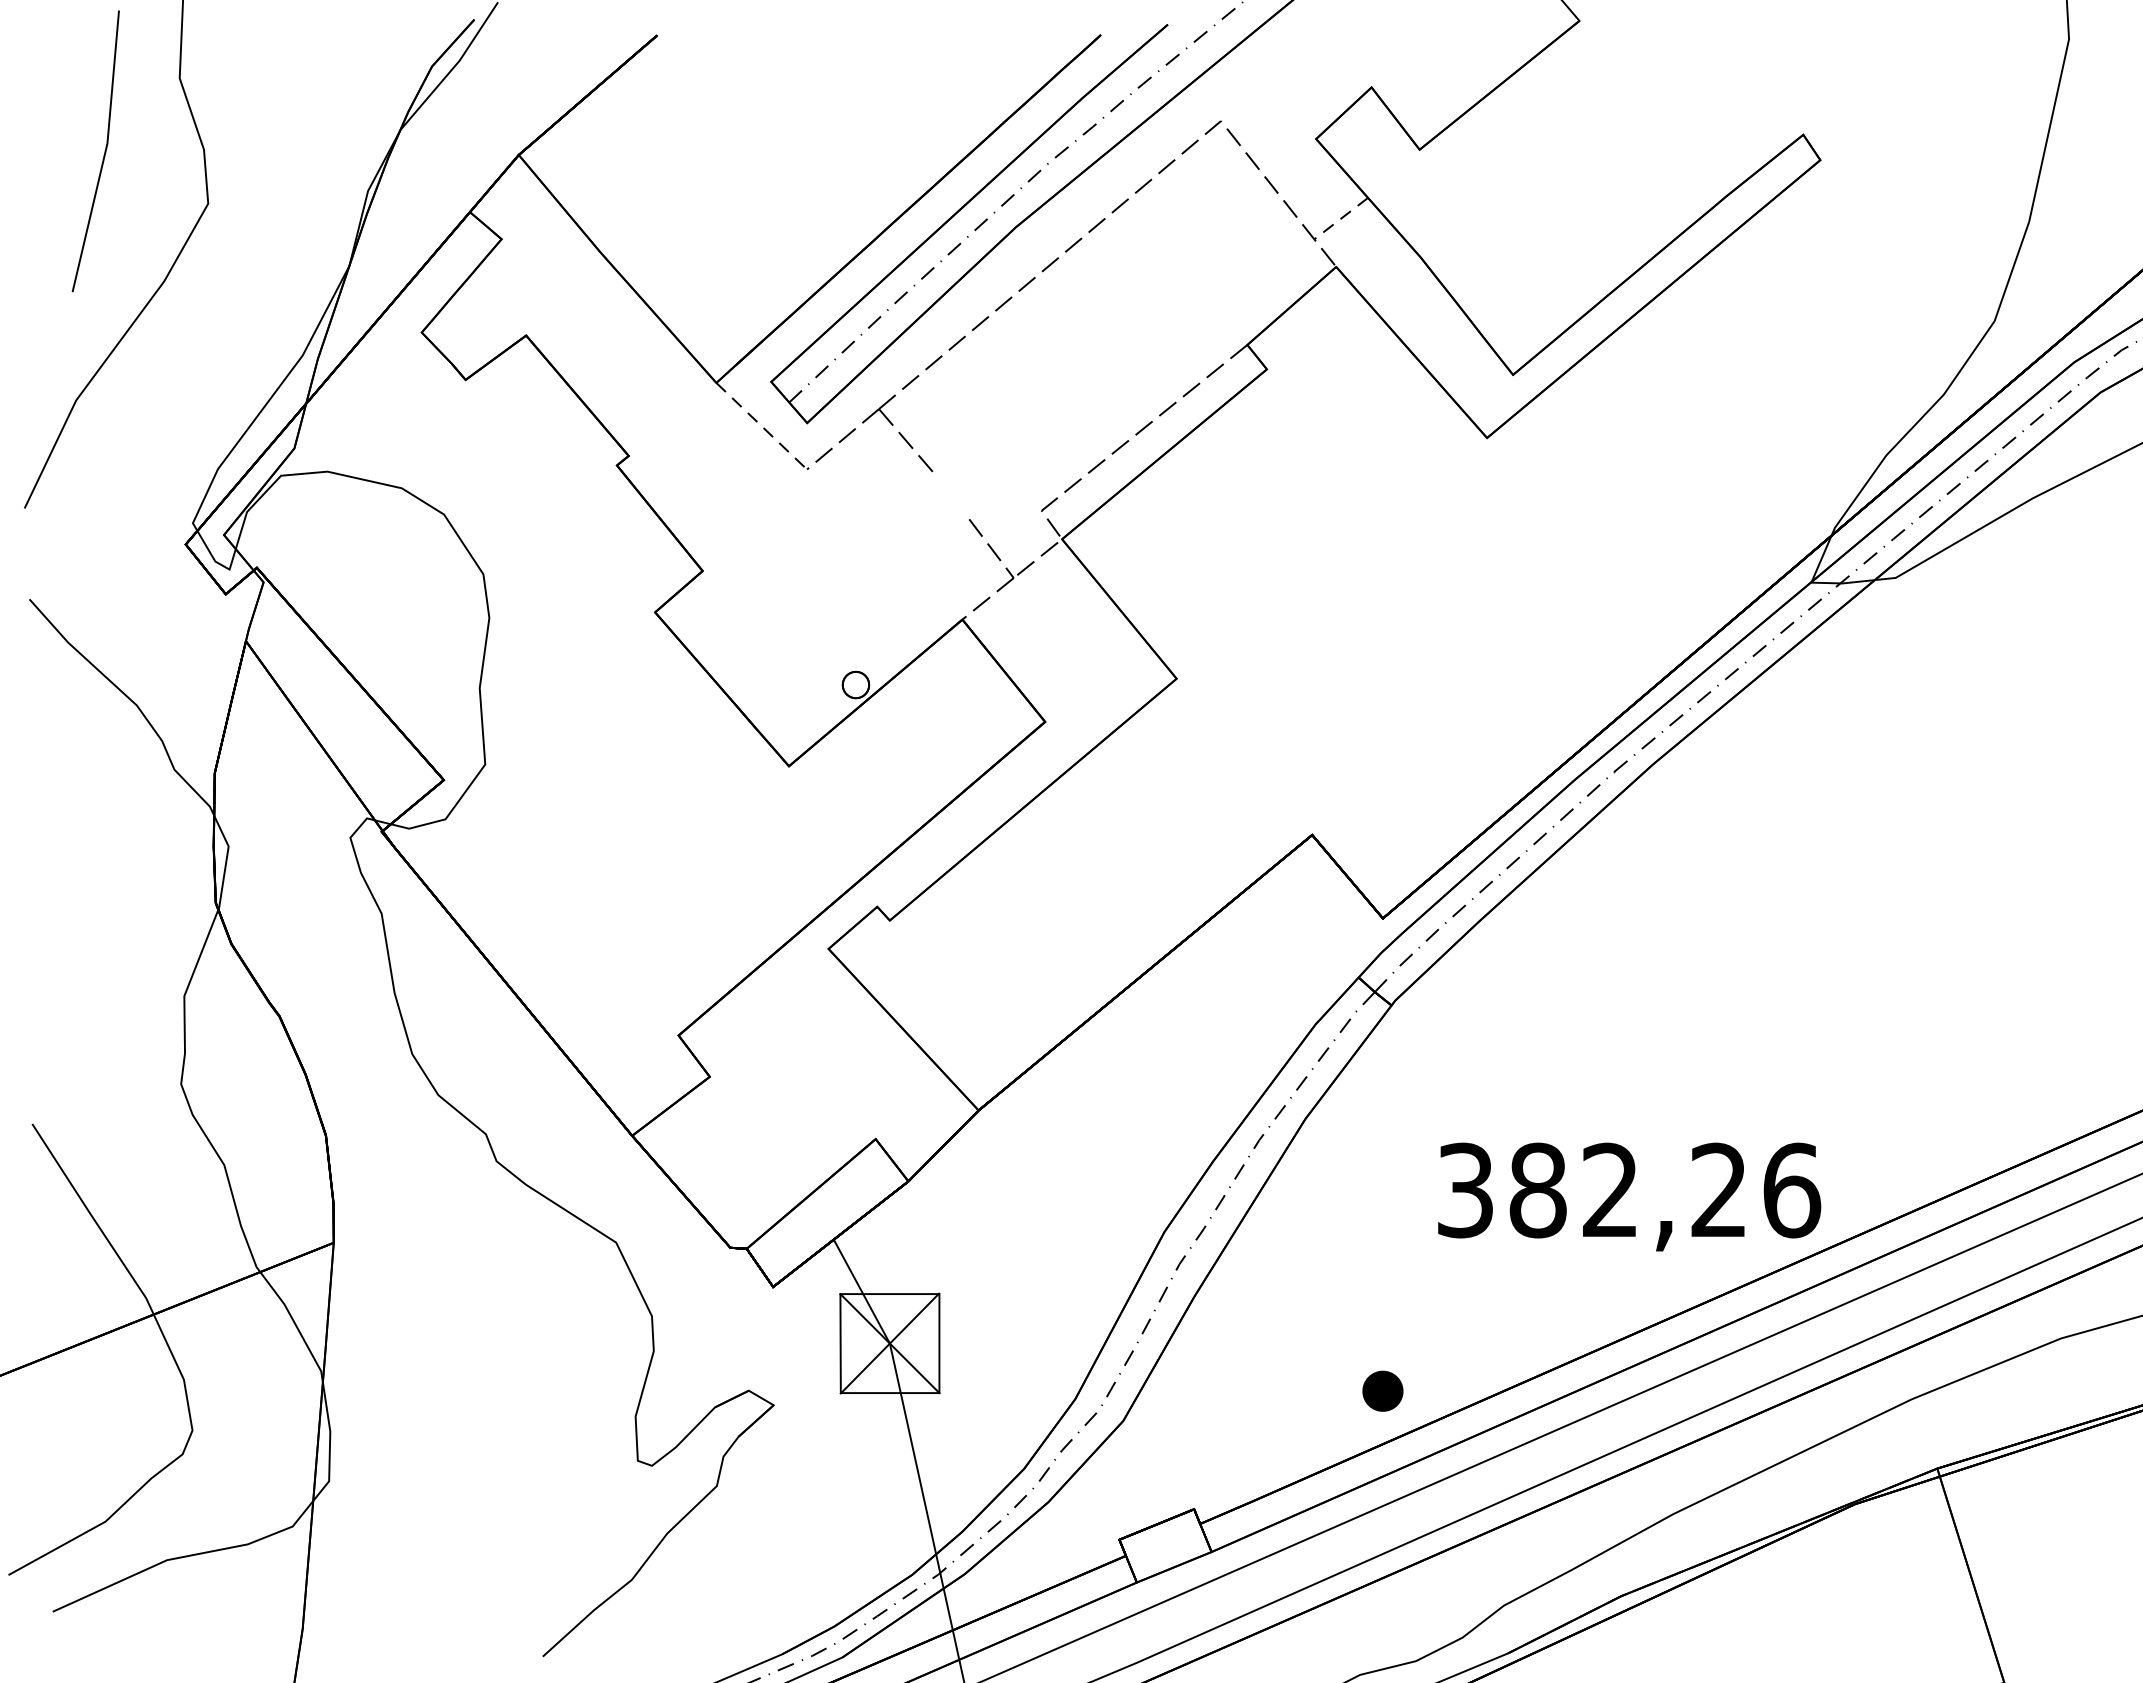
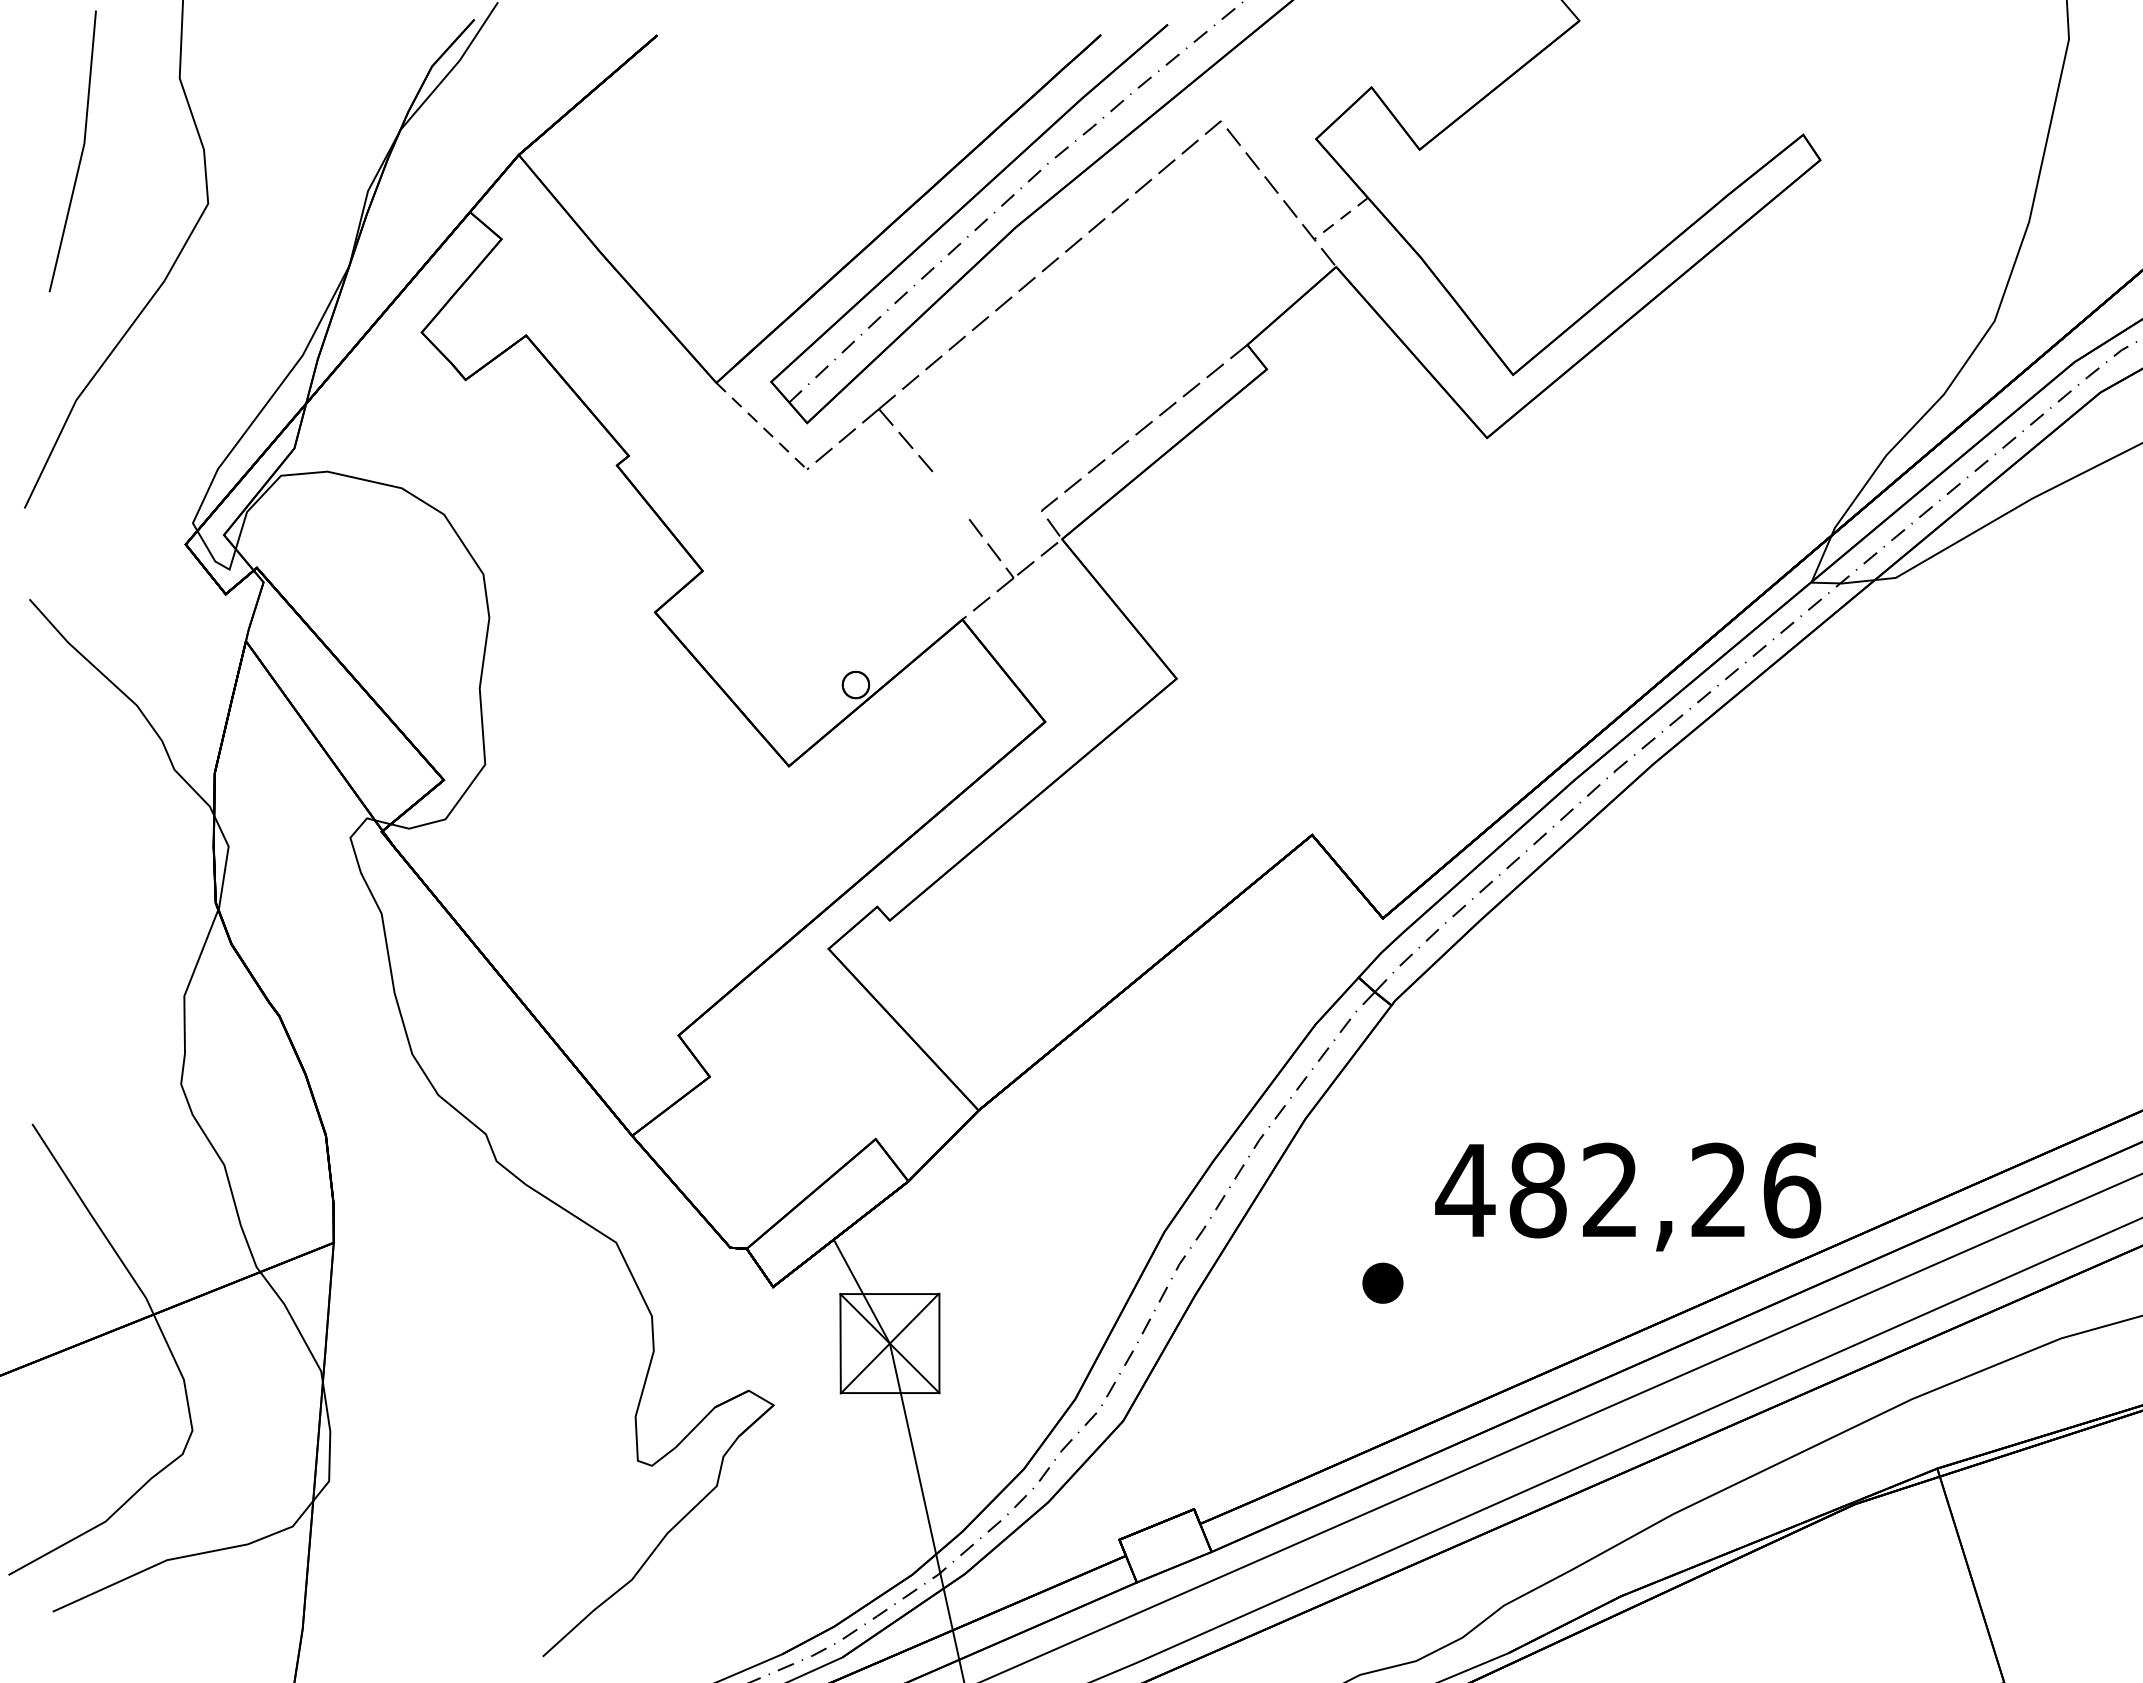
line position: (103, 155) -> (80, 155) (80, 155)
text: 382,26 -> 482,26 (1465, 1190)
part position: (1382, 1390) -> (1382, 1282) (1382, 1282)
